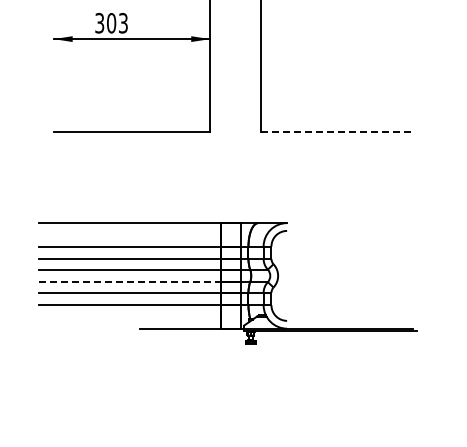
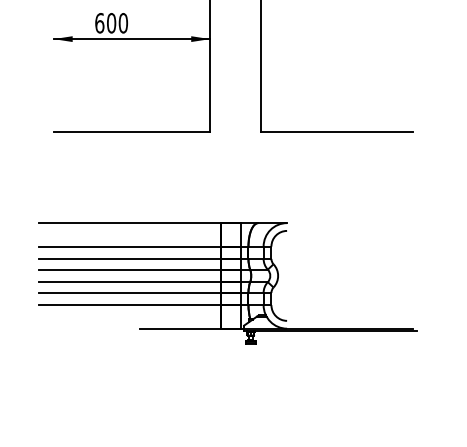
text: 303 -> 600 (111, 23)
line: dashed -> solid (337, 132)
line: dashed -> solid (130, 282)
